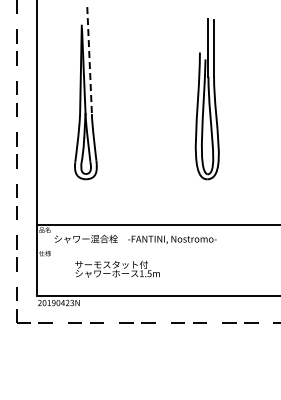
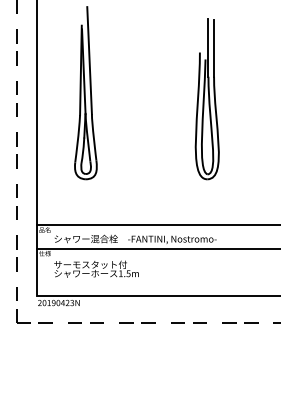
line: dashed -> solid (89, 60)
line: none -> present (156, 249)
text position: (117, 268) -> (96, 268) (96, 268)
